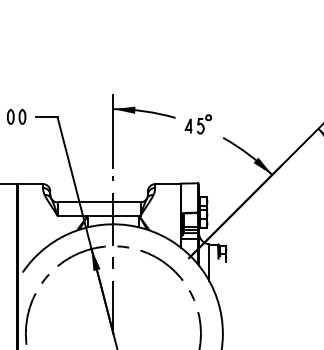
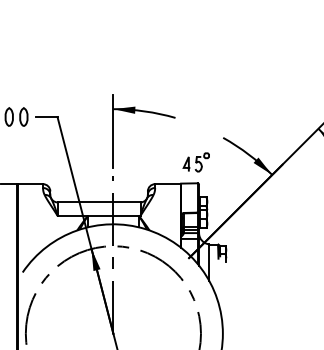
part size: 20x17 px -> 25x20 px (16, 116)
part position: (197, 124) -> (195, 162) (195, 162)
